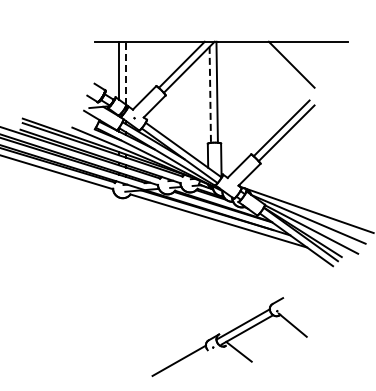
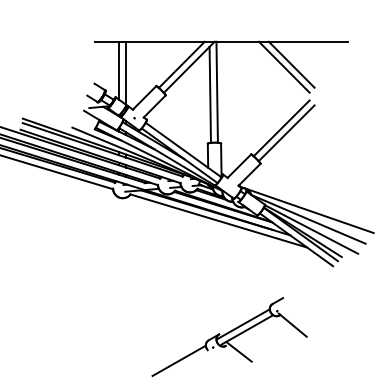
line: none -> present (283, 66)
line: dashed -> solid (126, 73)
line: dashed -> solid (210, 95)
